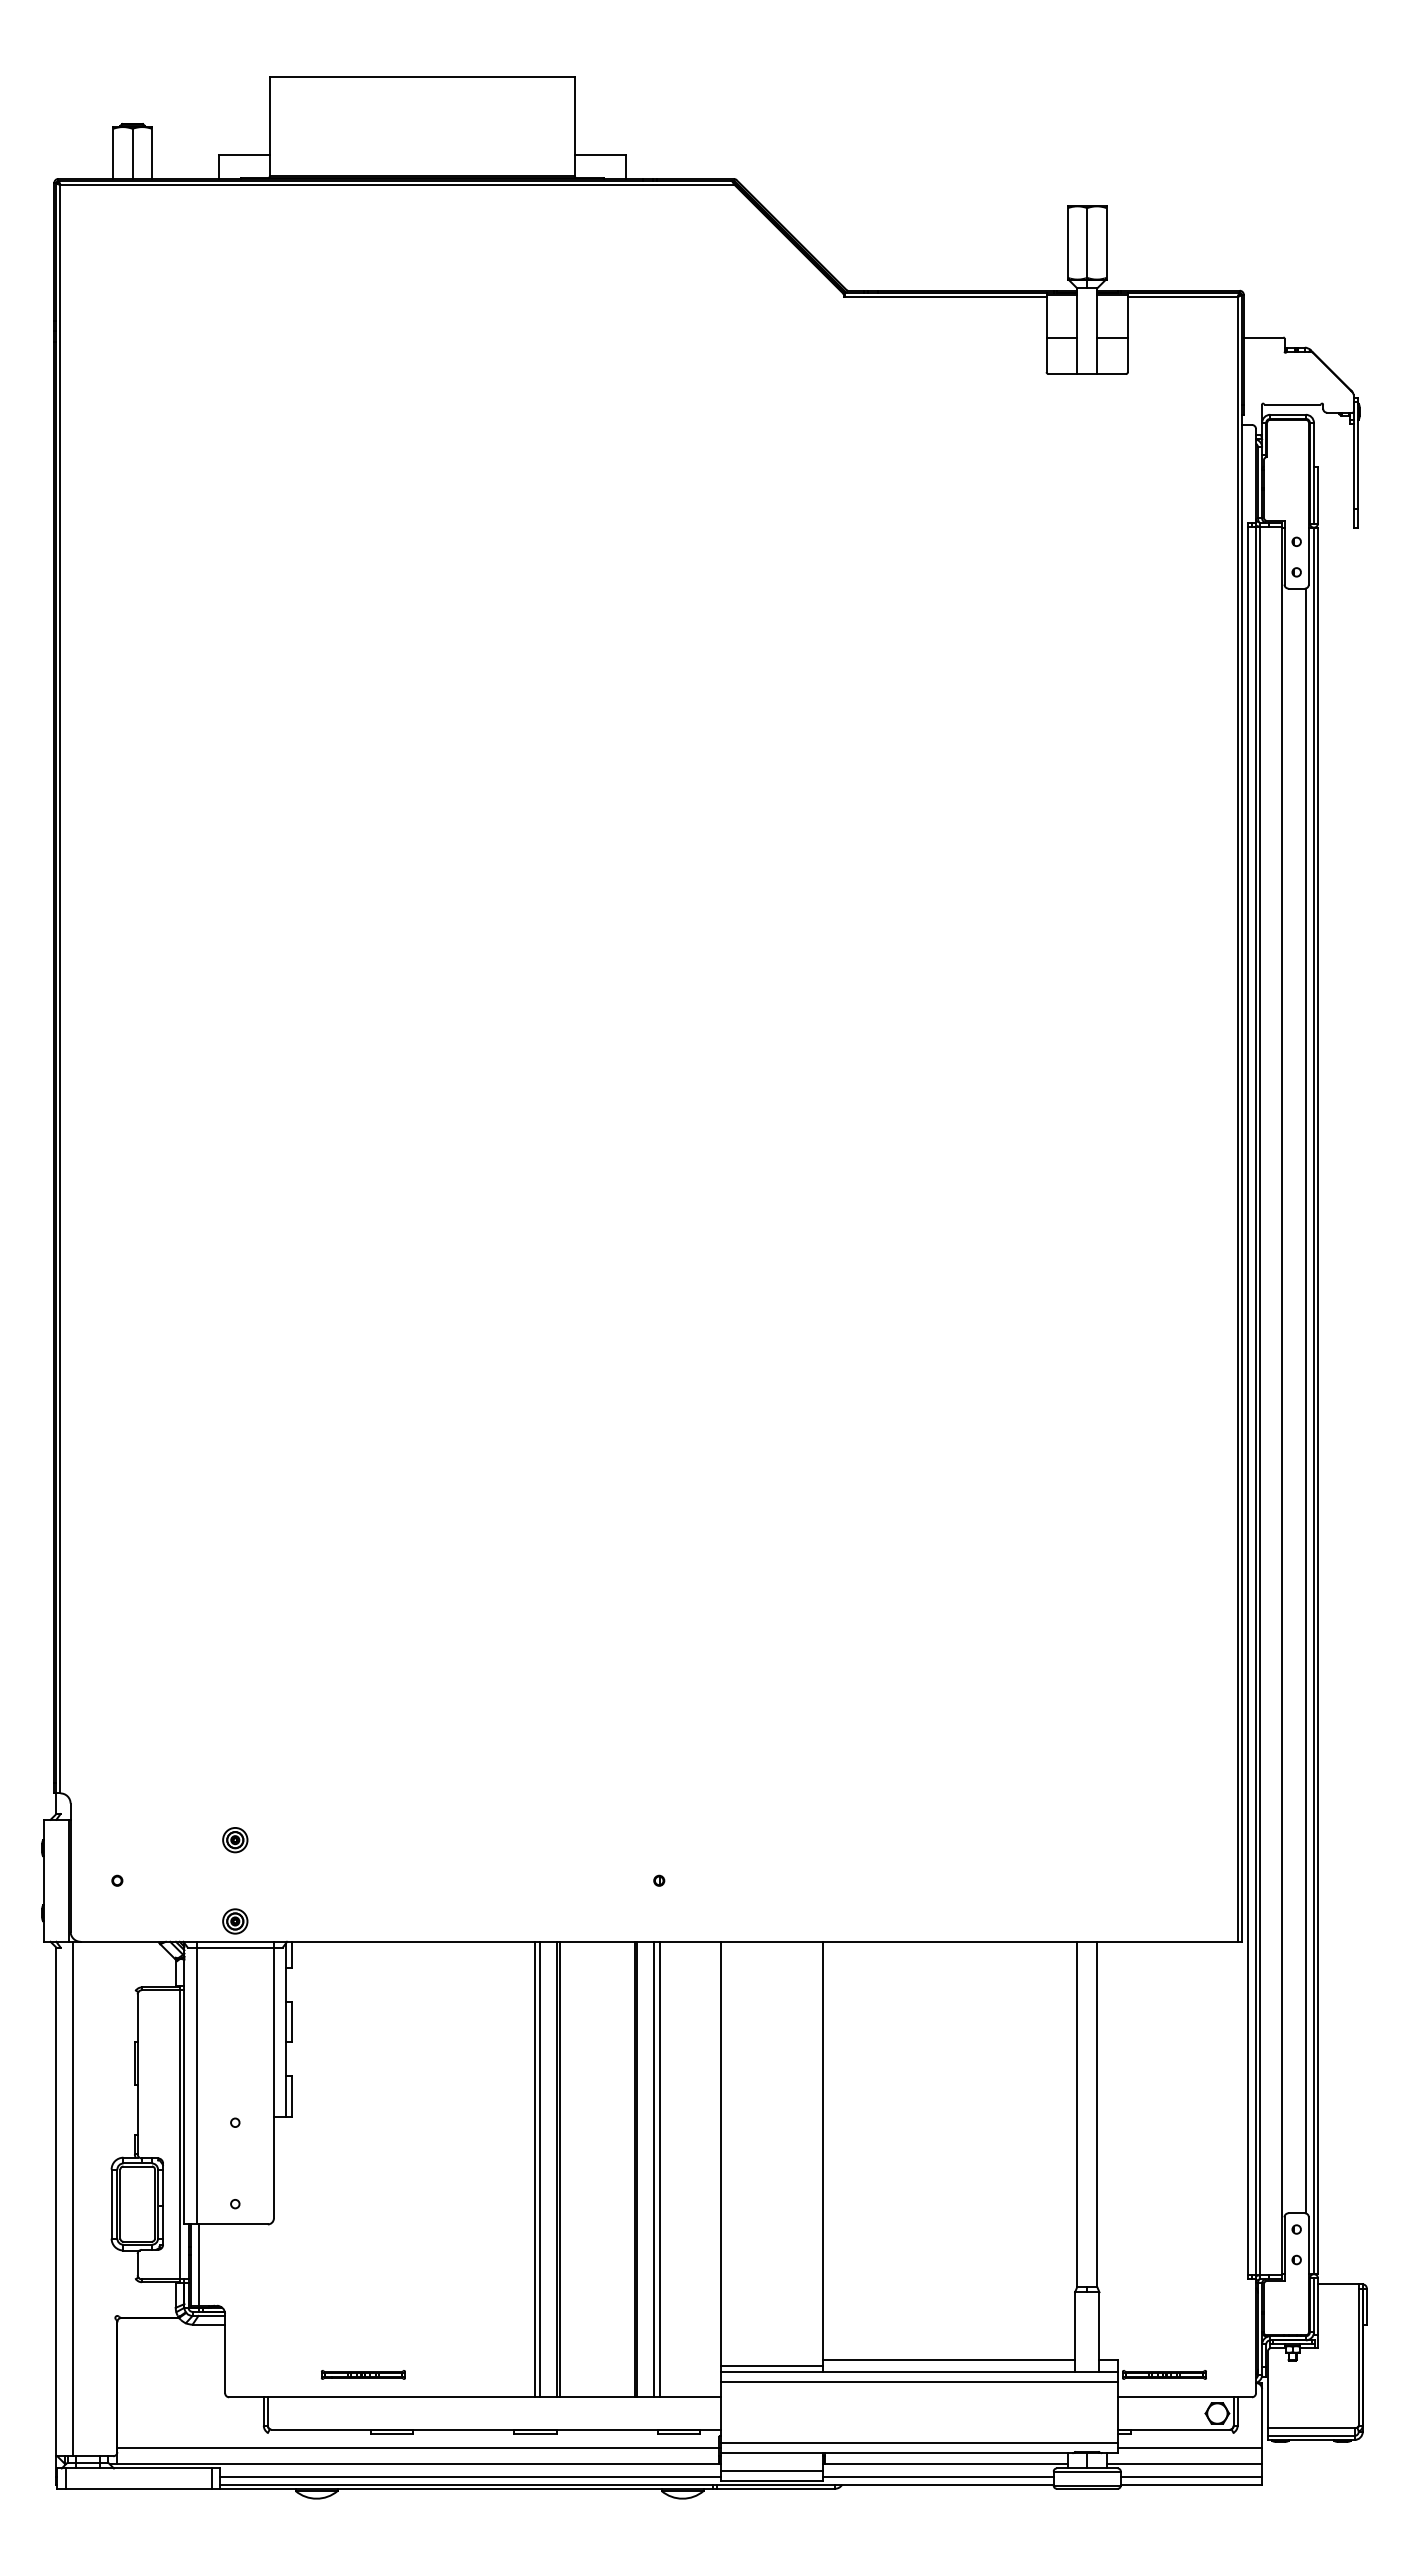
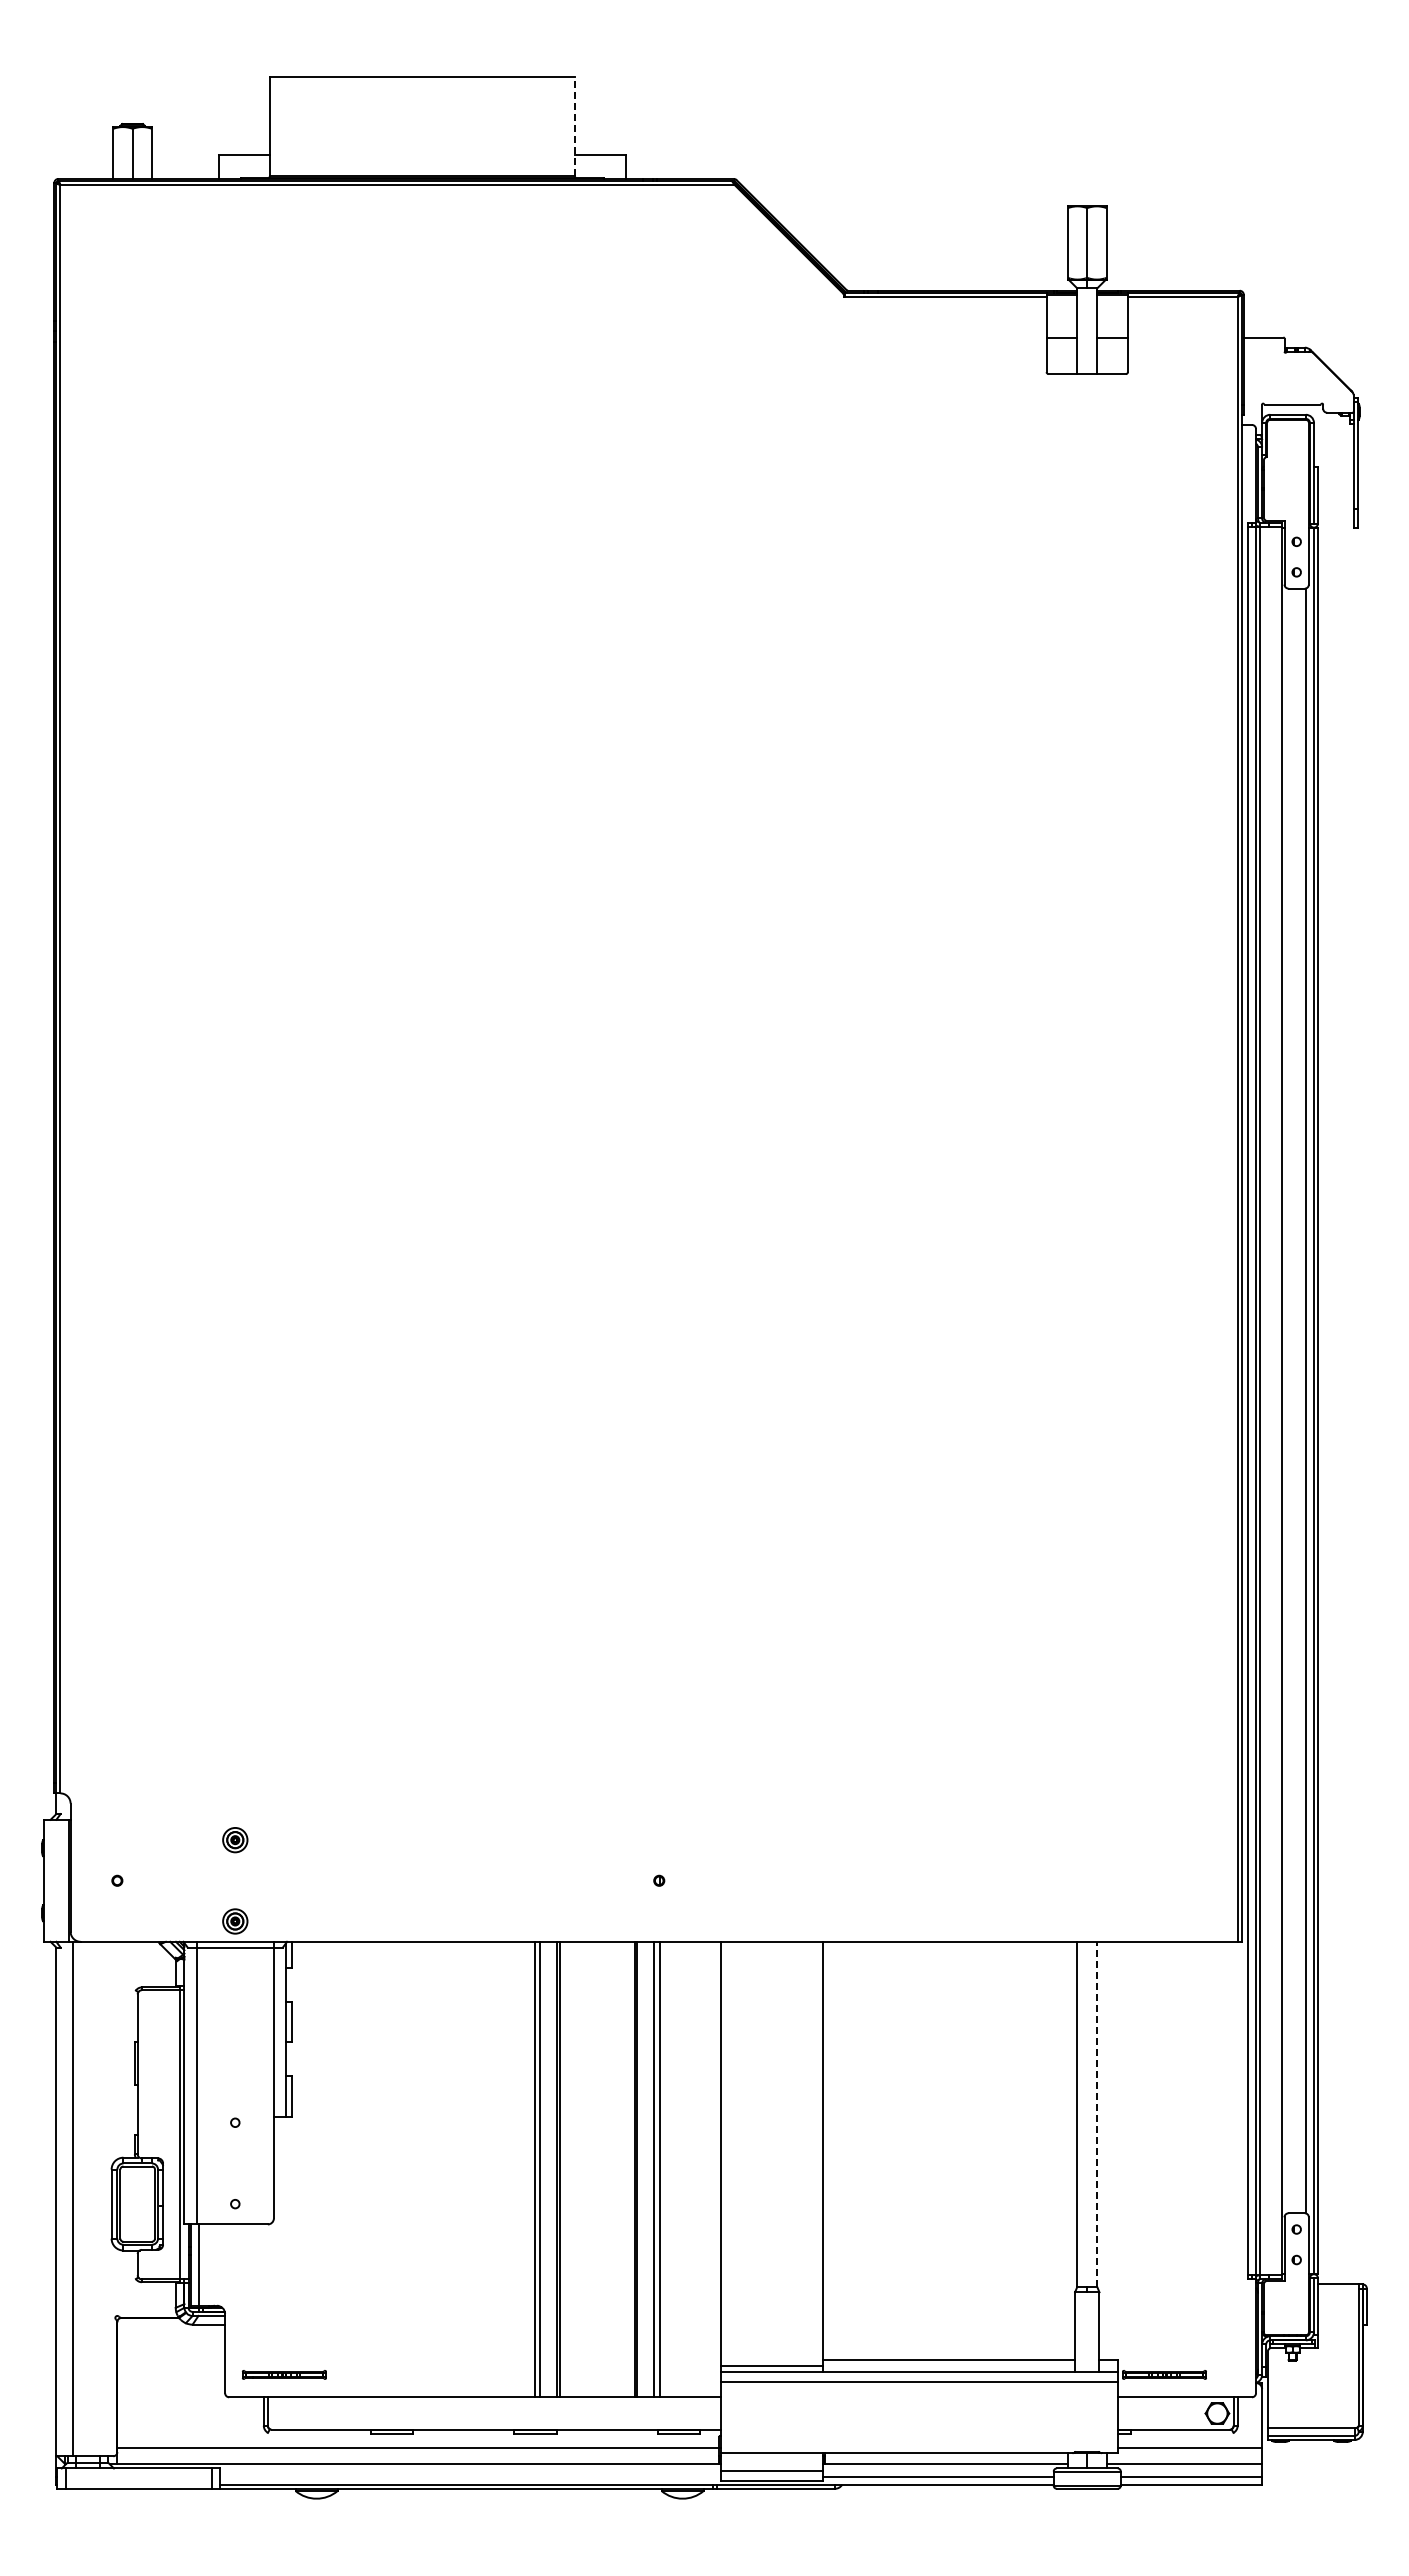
line: solid -> dashed (574, 126)
line: solid -> dashed (1097, 2114)
part position: (363, 2374) -> (284, 2374) (284, 2374)
line: present -> none (919, 2443)
line: present -> none (470, 2476)
